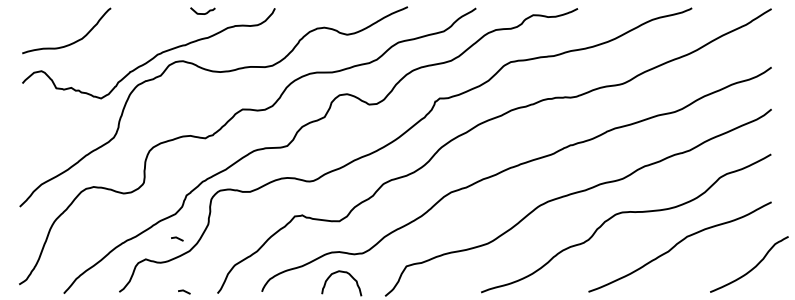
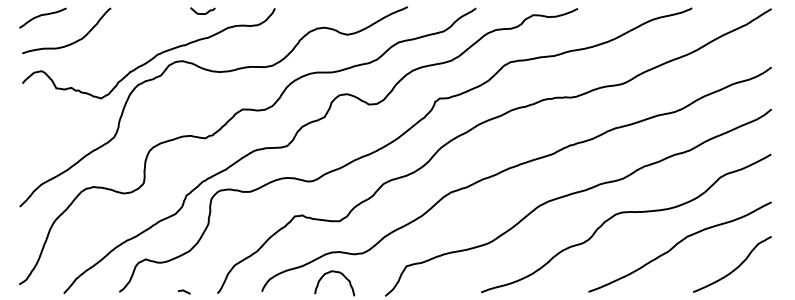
curve: none -> present (41, 16)
line: present -> none (177, 238)
curve position: (751, 268) -> (734, 268) (734, 268)
curve position: (345, 273) -> (338, 273) (338, 273)
